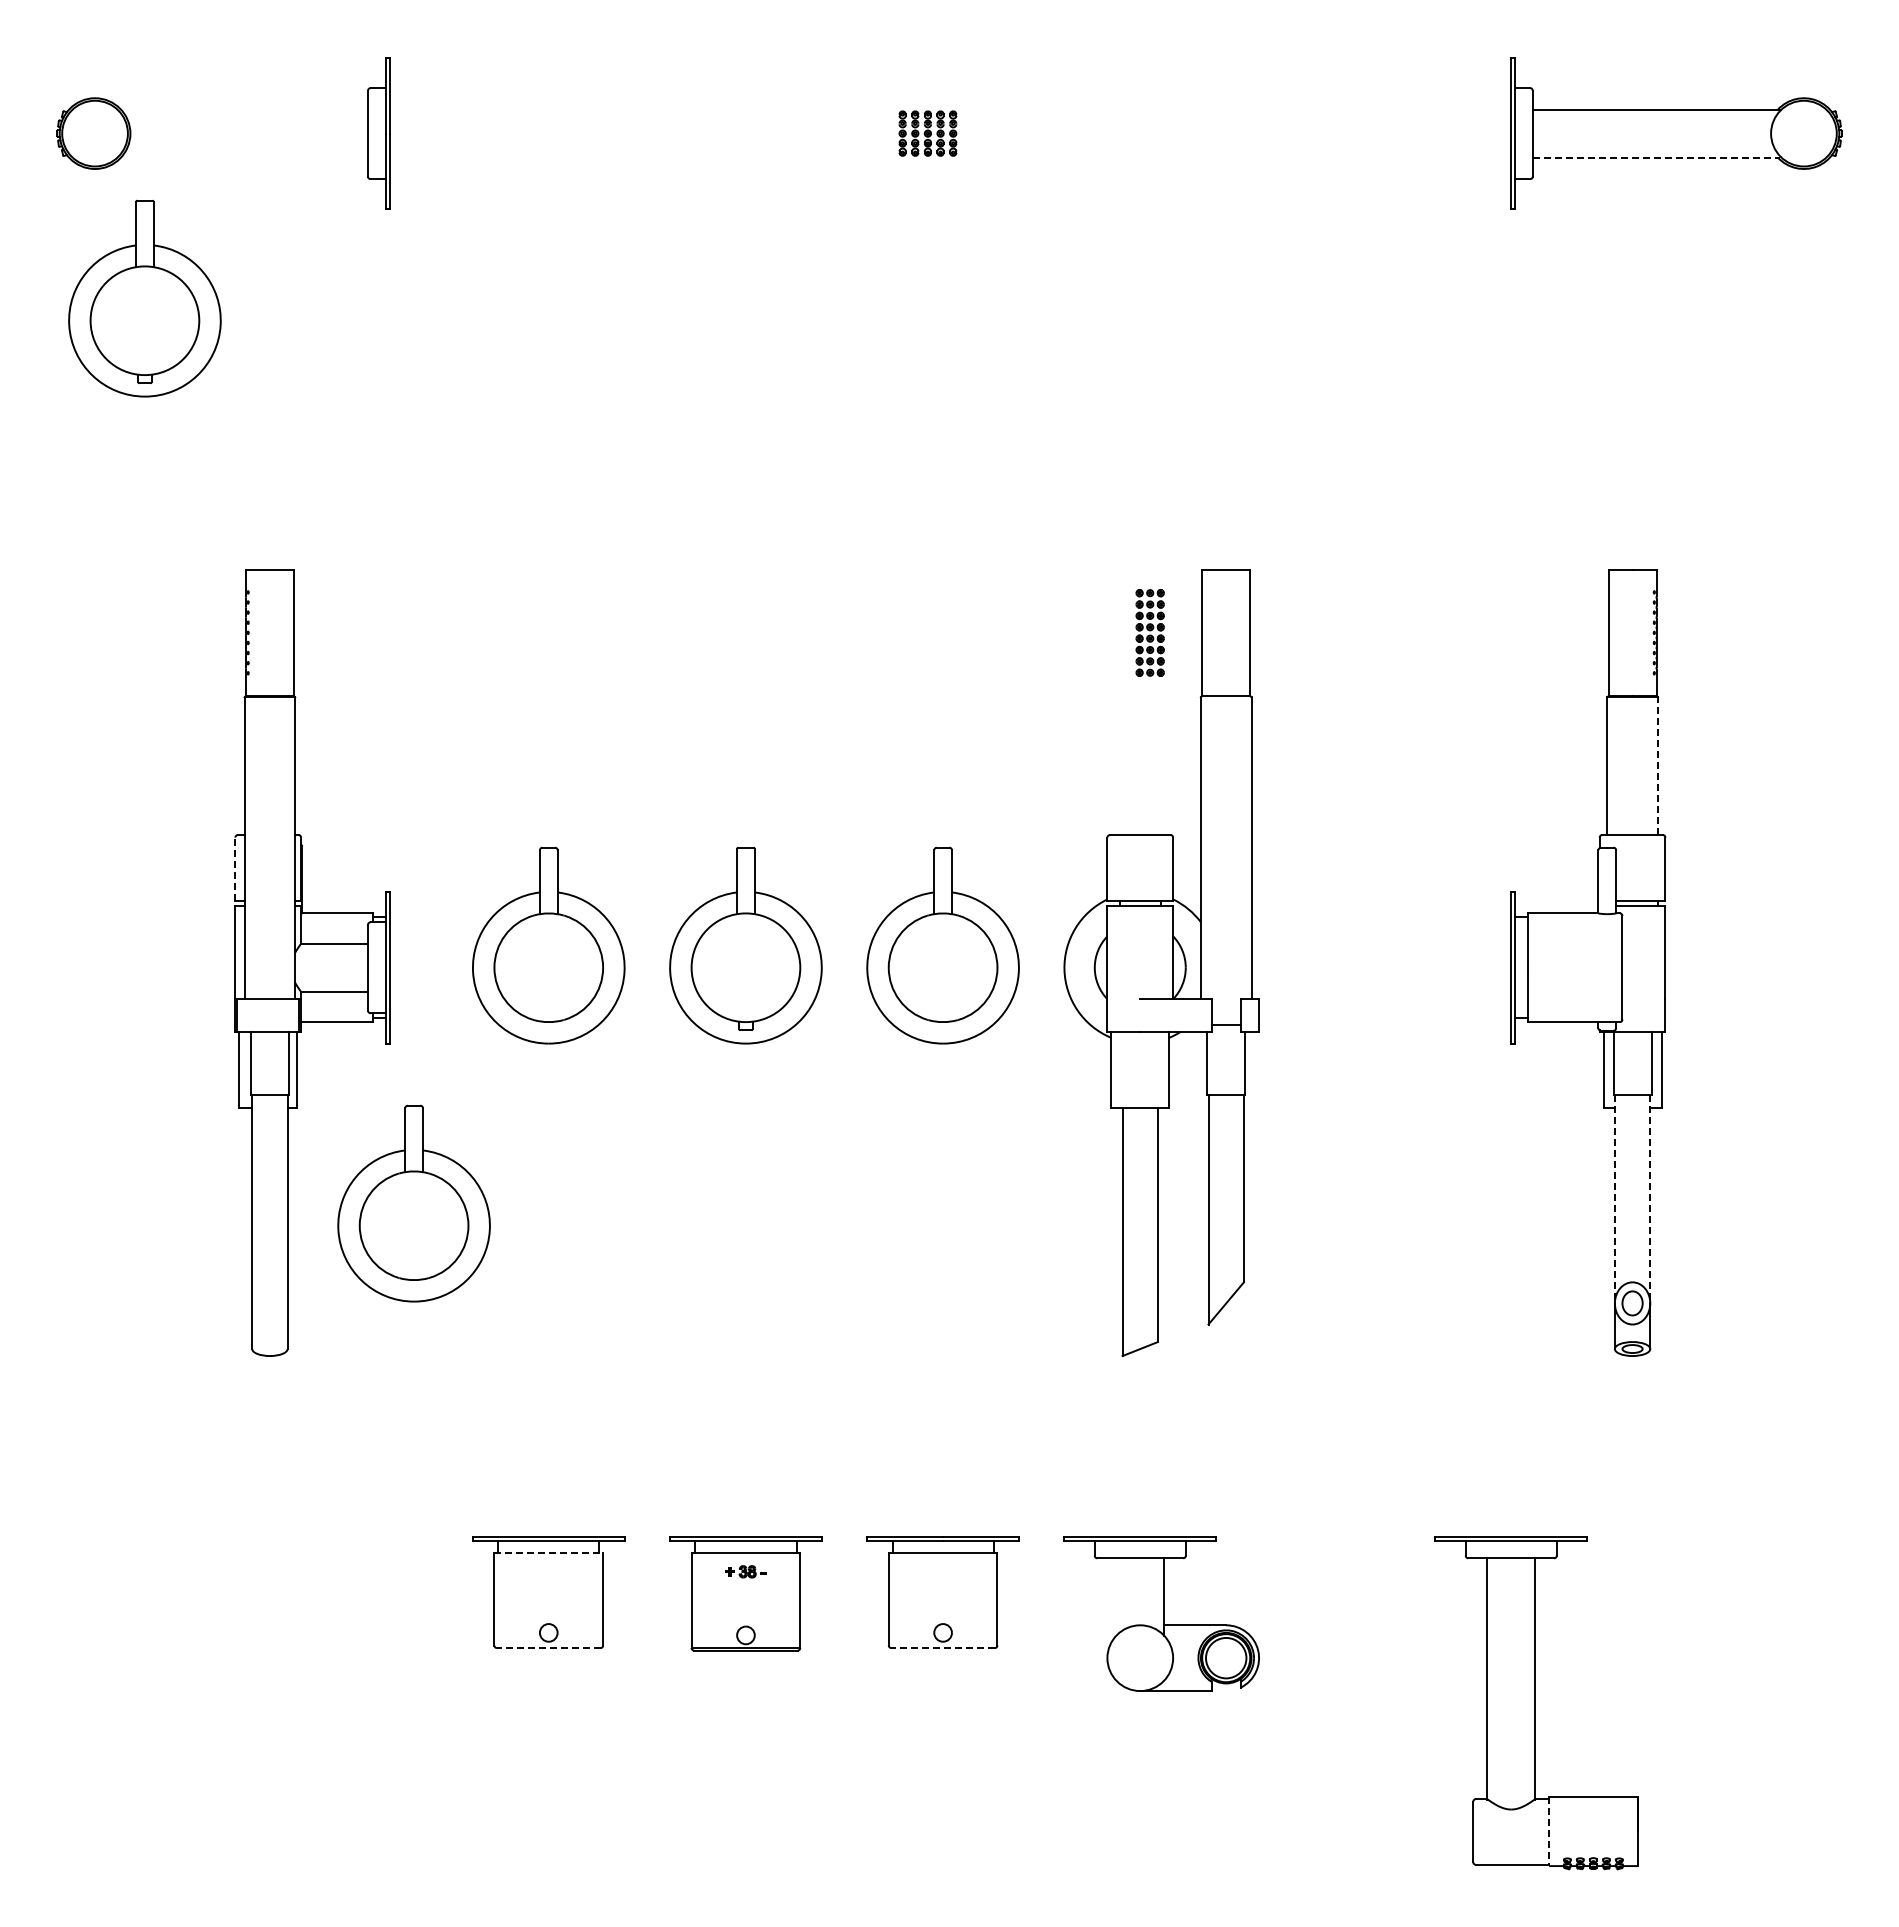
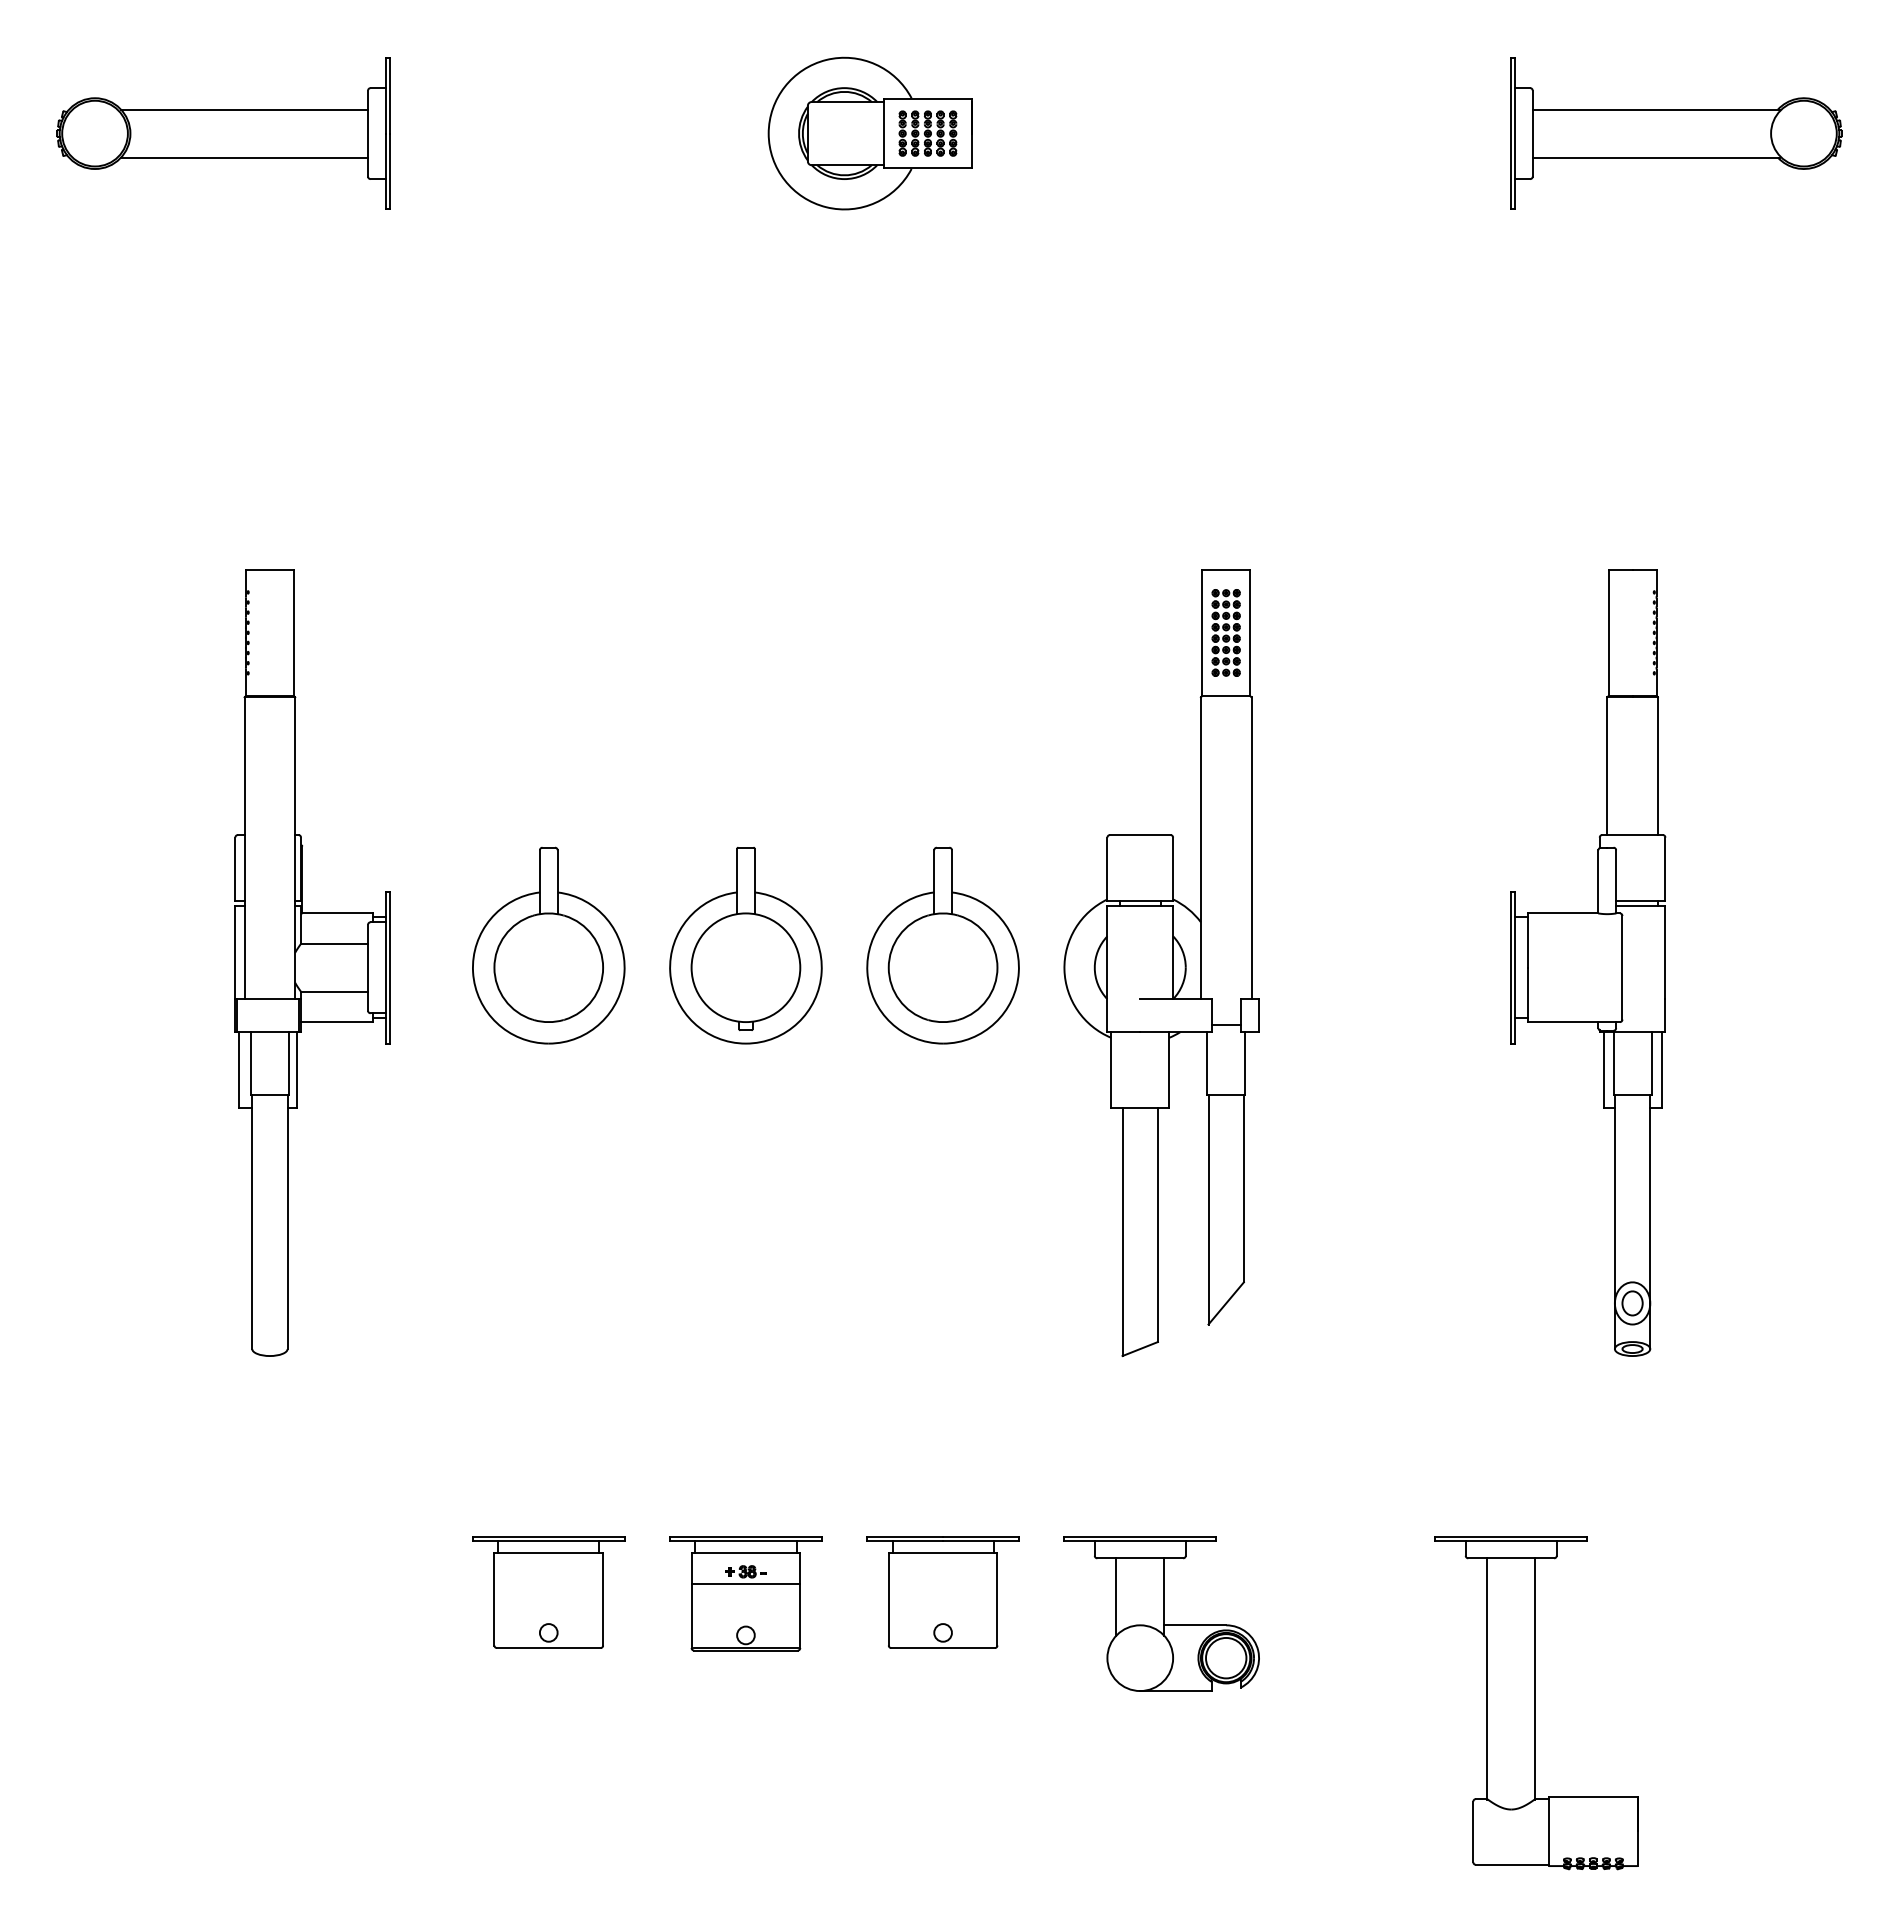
line: none -> present (244, 109)
part: none -> present (869, 133)
line: none -> present (244, 157)
line: dashed -> solid (1656, 157)
part: present -> none (144, 298)
part position: (1149, 632) -> (1225, 632) (1225, 632)
line: dashed -> solid (1657, 766)
line: dashed -> solid (235, 869)
line: dashed -> solid (1614, 1199)
line: dashed -> solid (1650, 1199)
part: present -> none (413, 1203)
line: dashed -> solid (549, 1553)
line: none -> present (745, 1583)
line: none -> present (1116, 1596)
line: dashed -> solid (548, 1648)
line: dashed -> solid (943, 1648)
line: dashed -> solid (1549, 1831)
